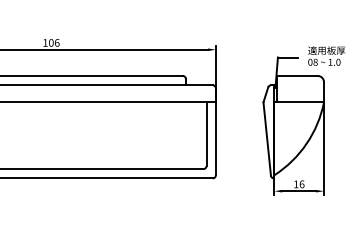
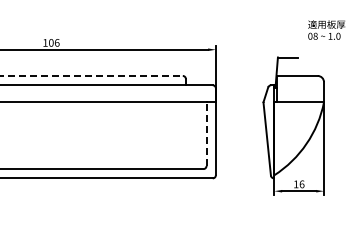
text position: (326, 55) -> (326, 29) (326, 29)
line: solid -> dashed (91, 75)
line: solid -> dashed (206, 134)
